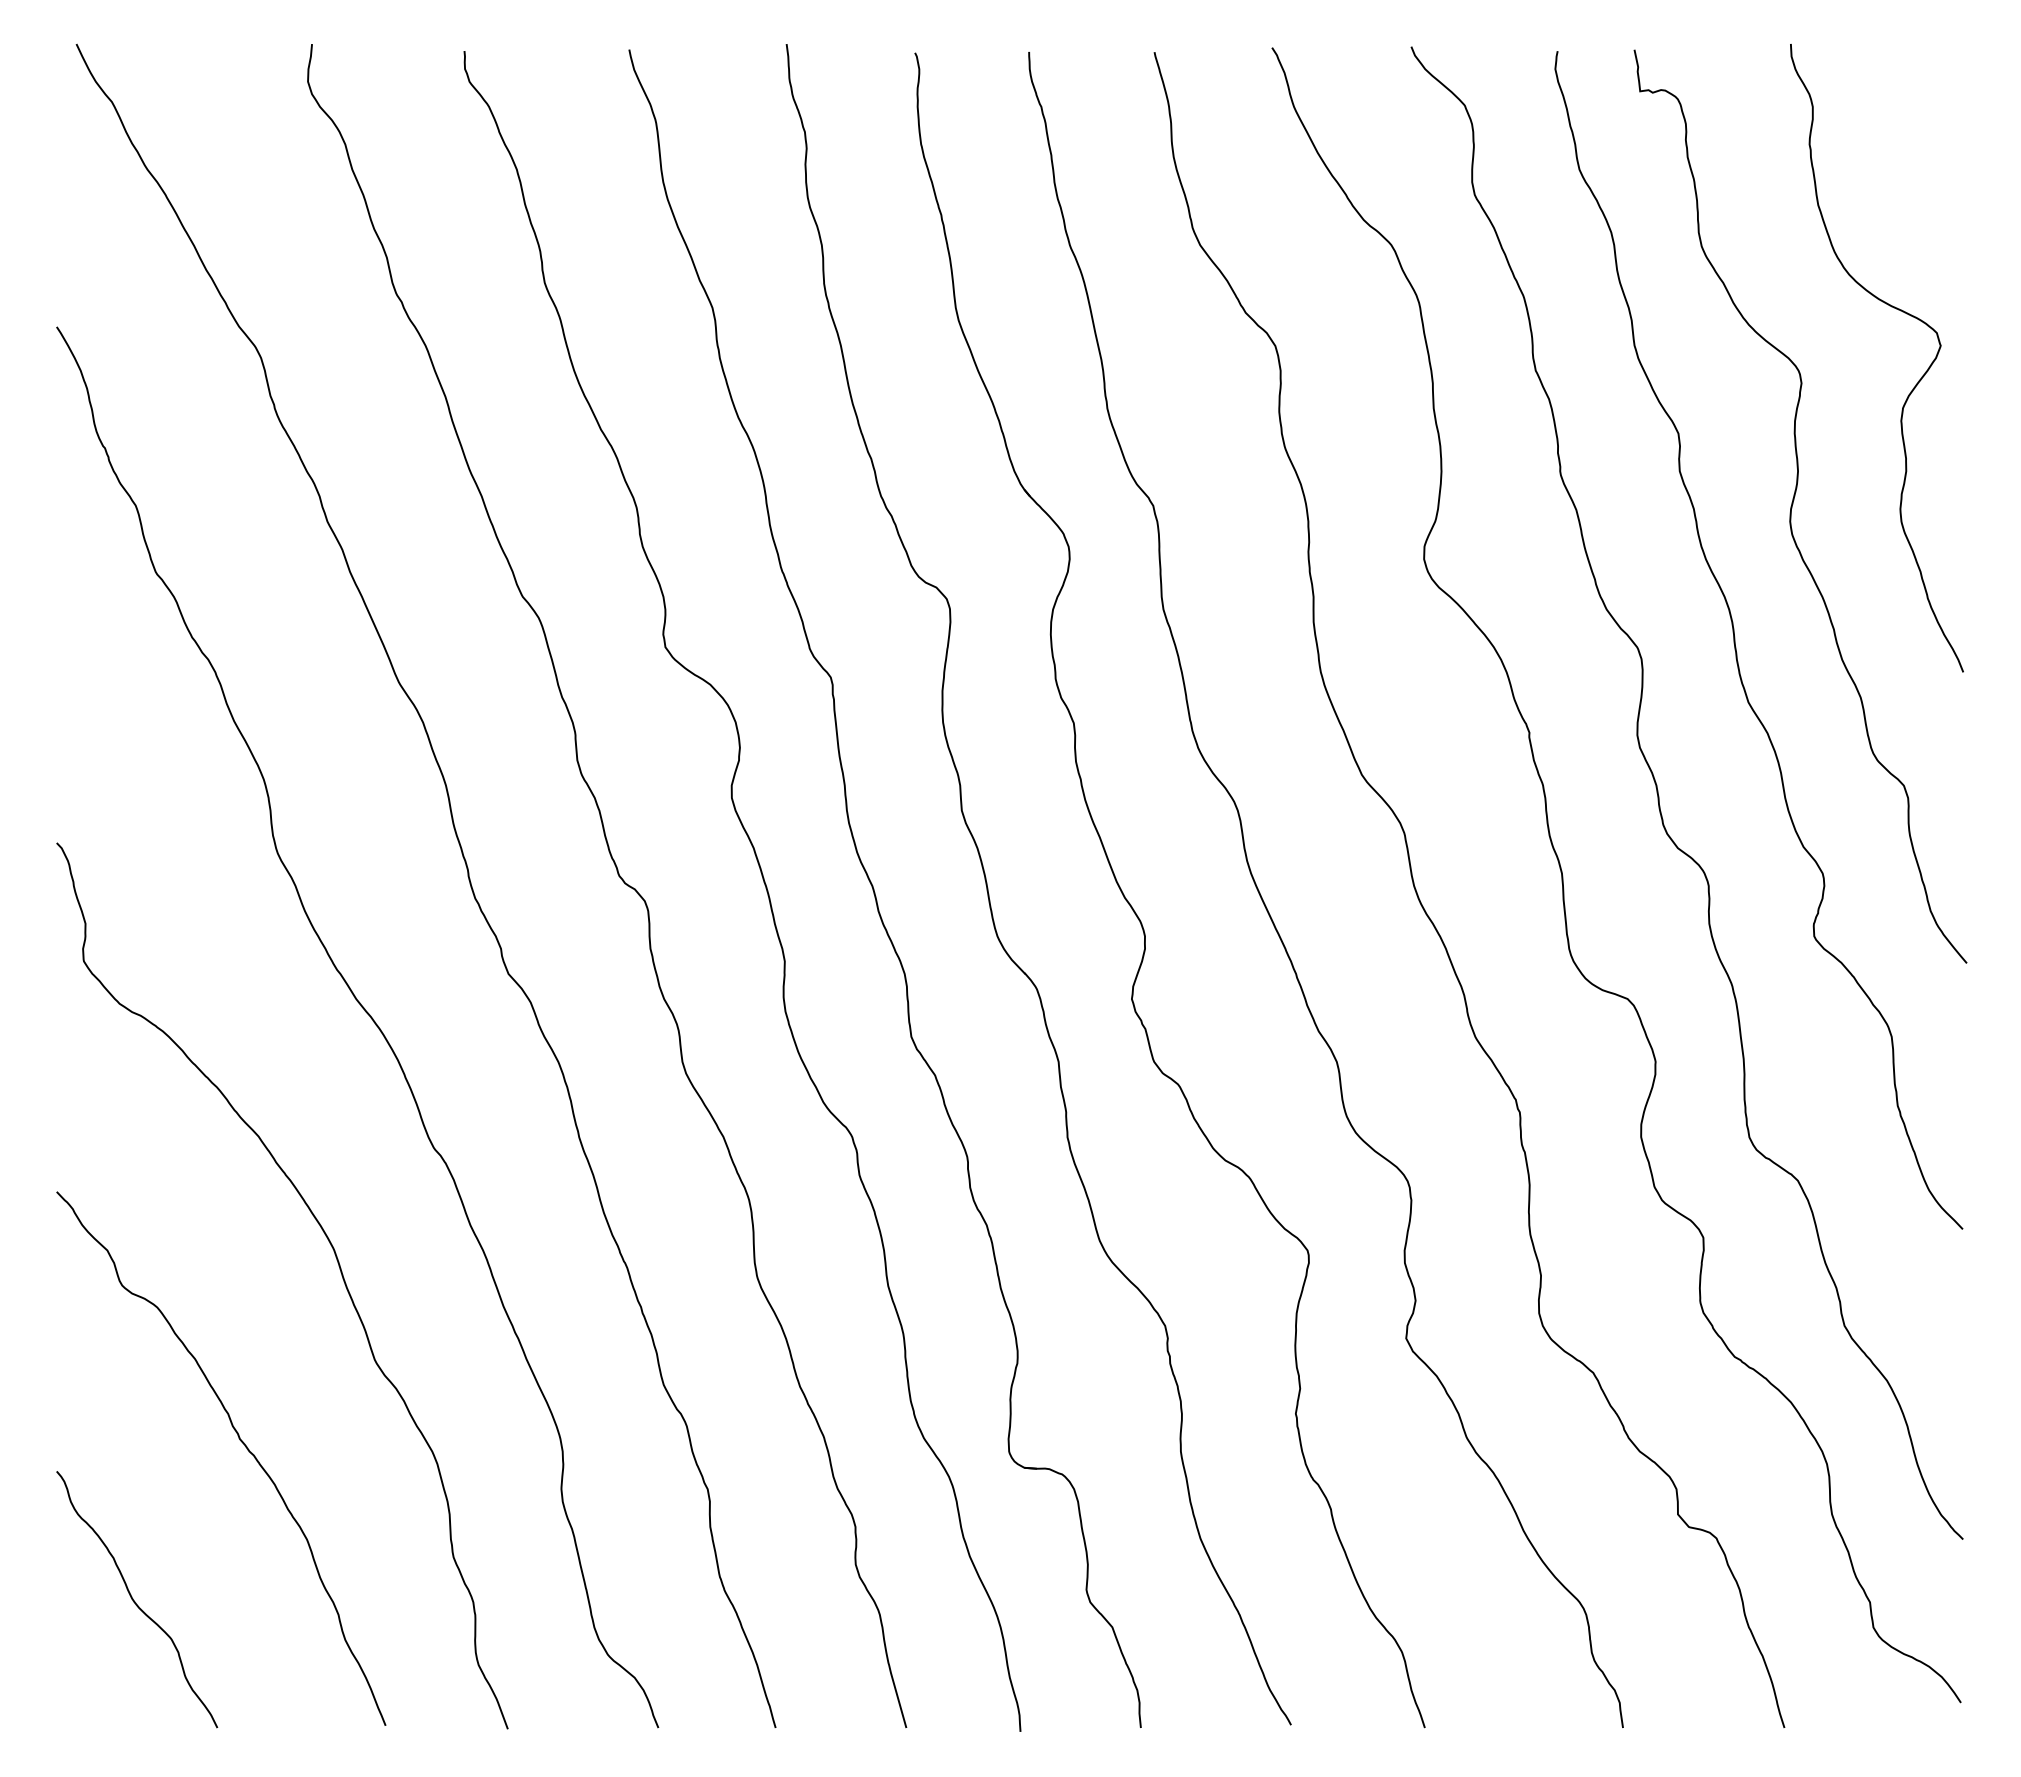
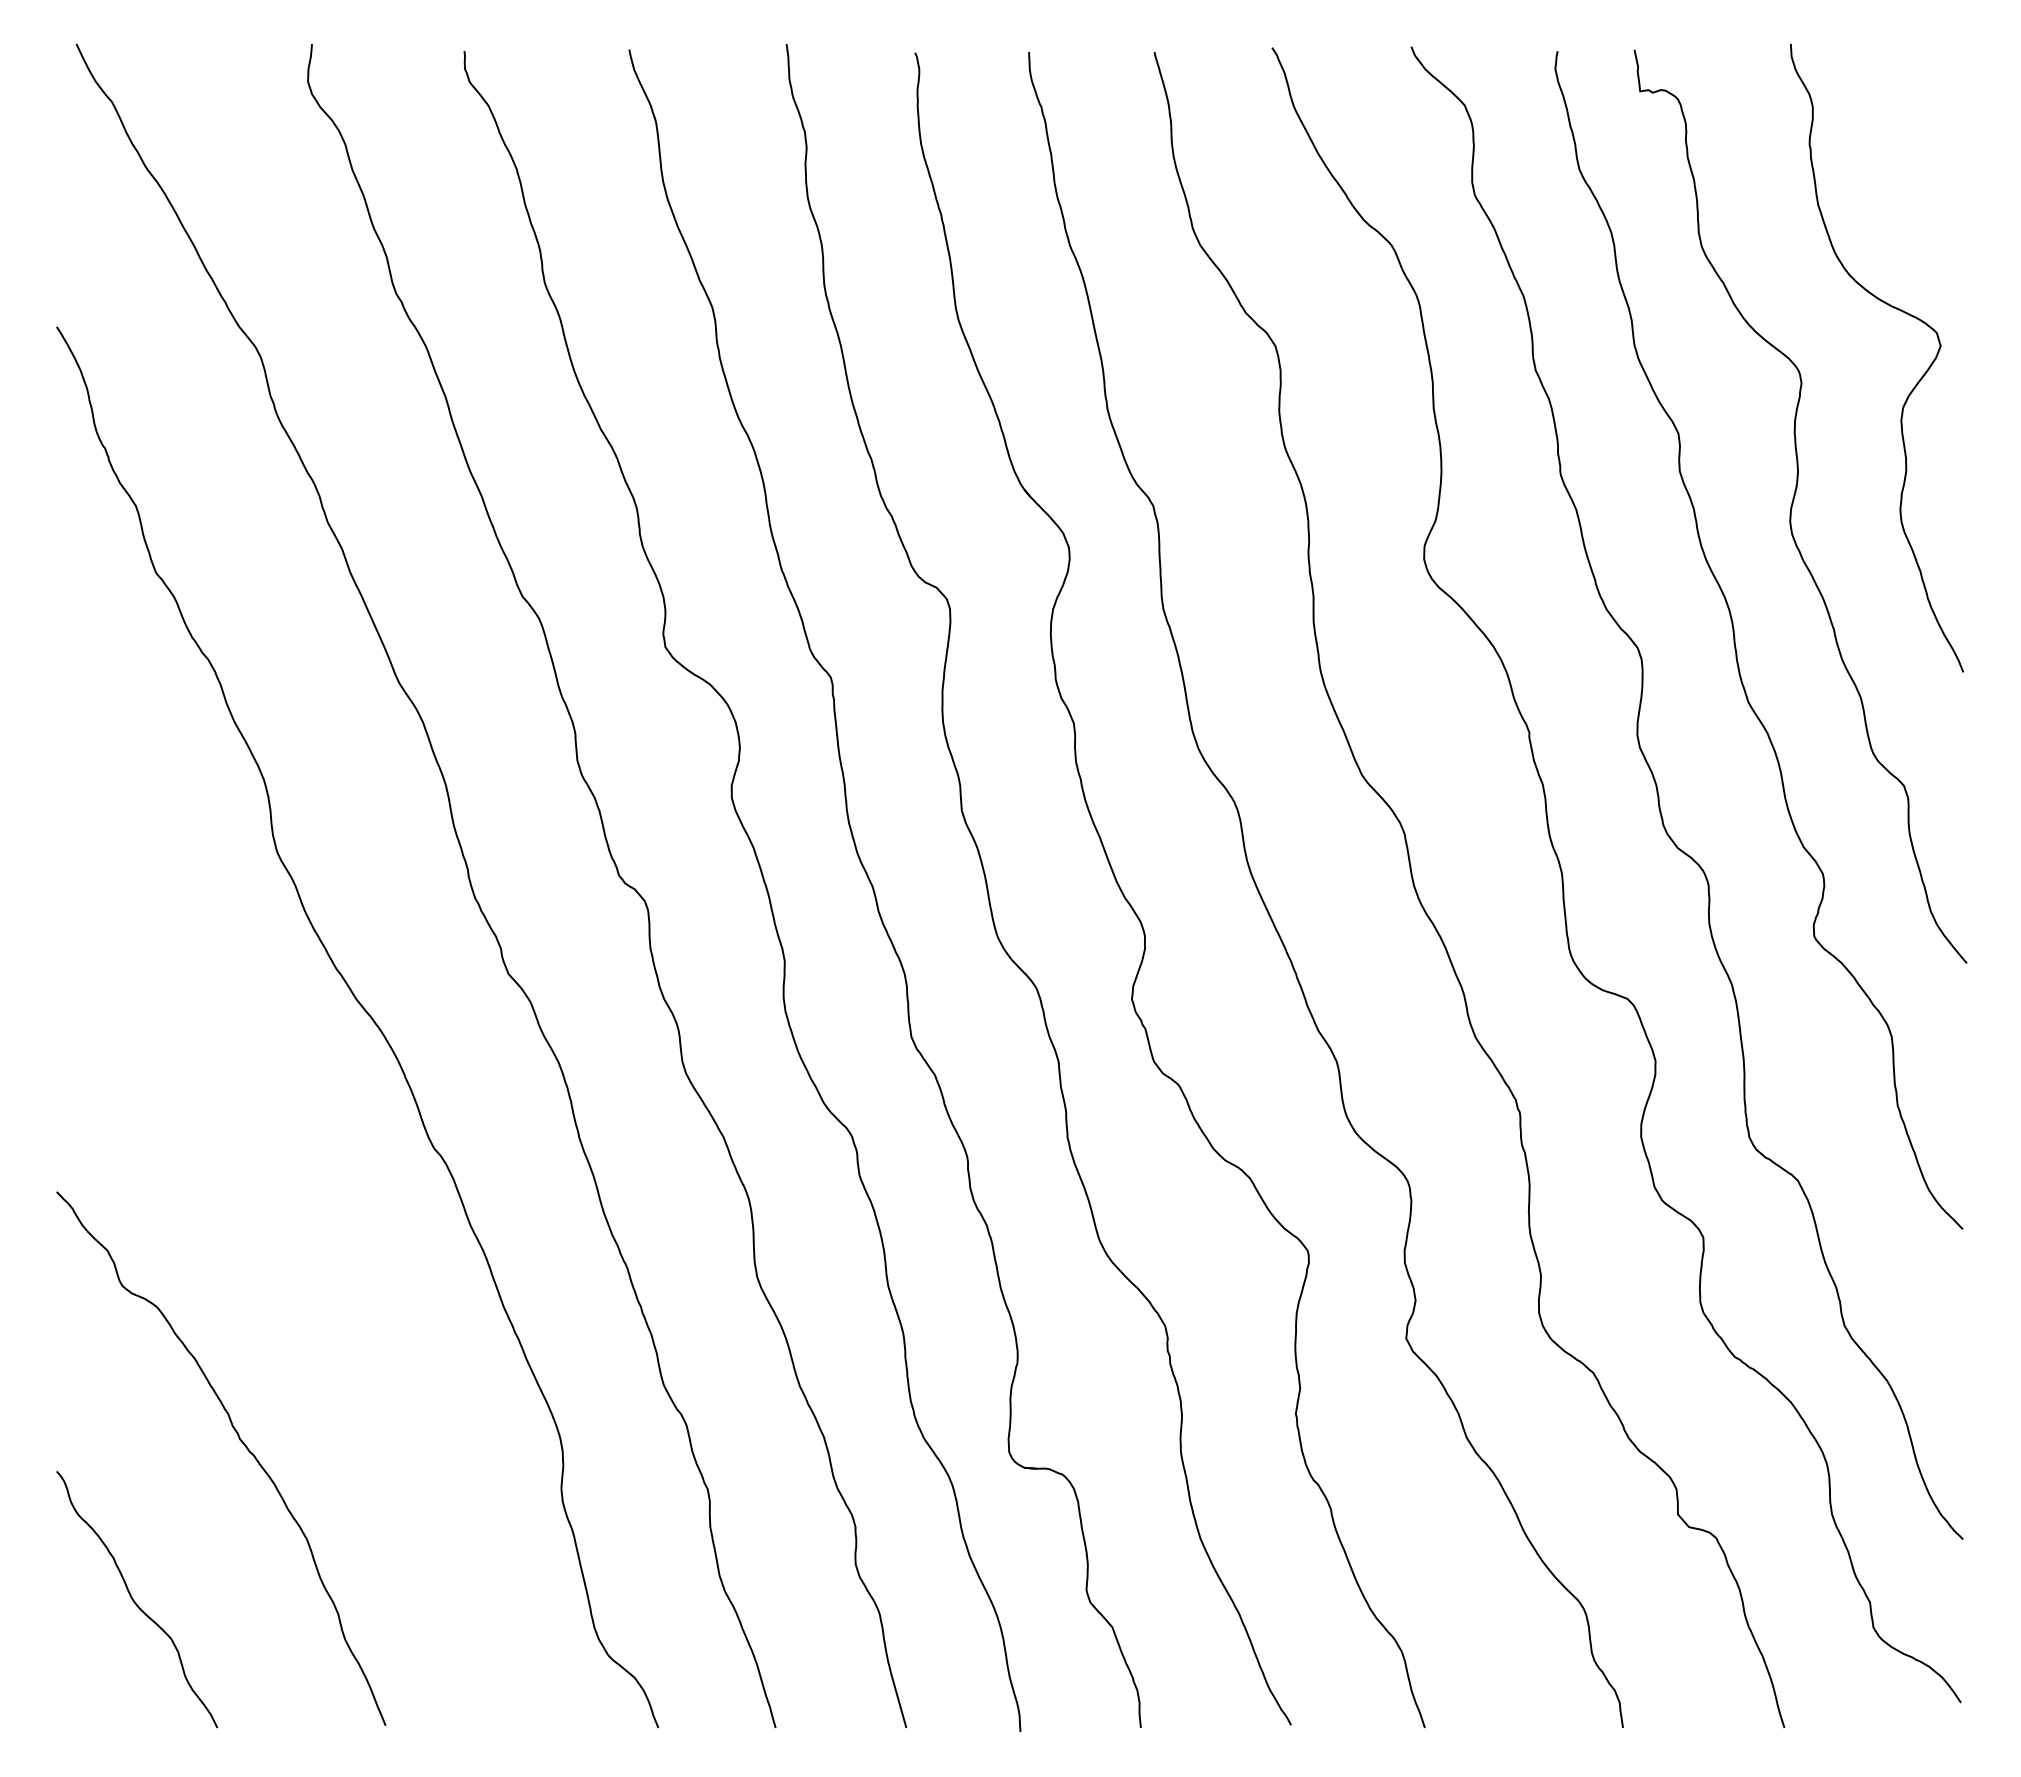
curve: present -> none (338, 1266)
